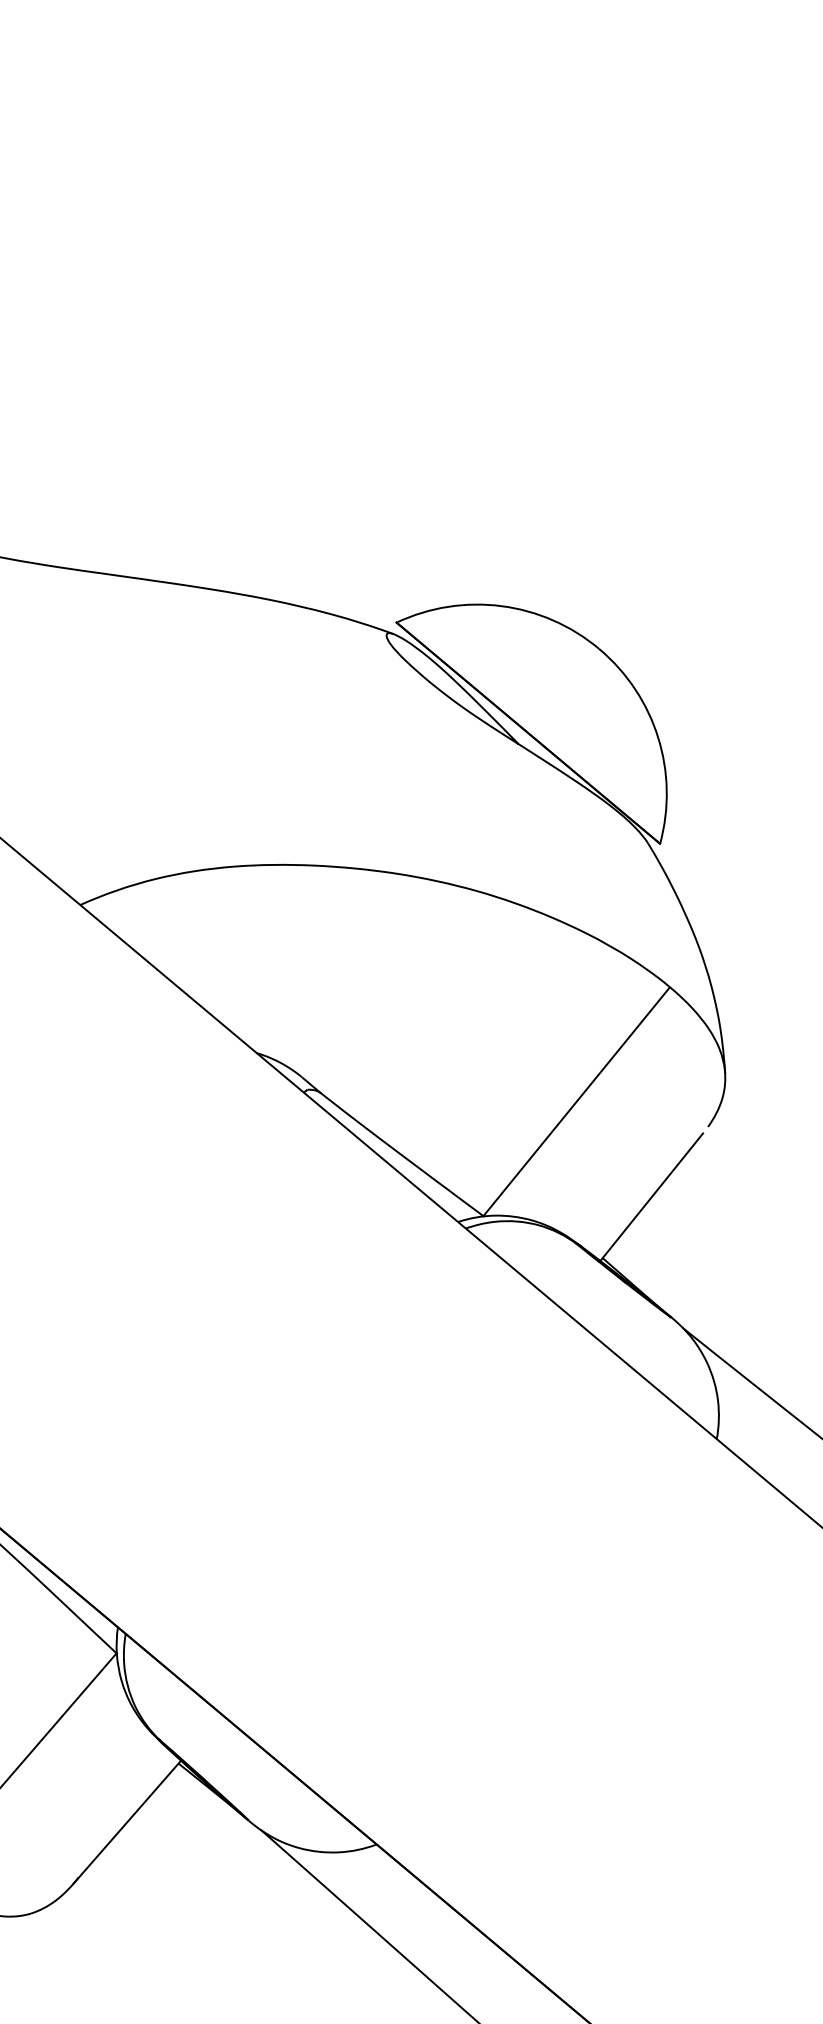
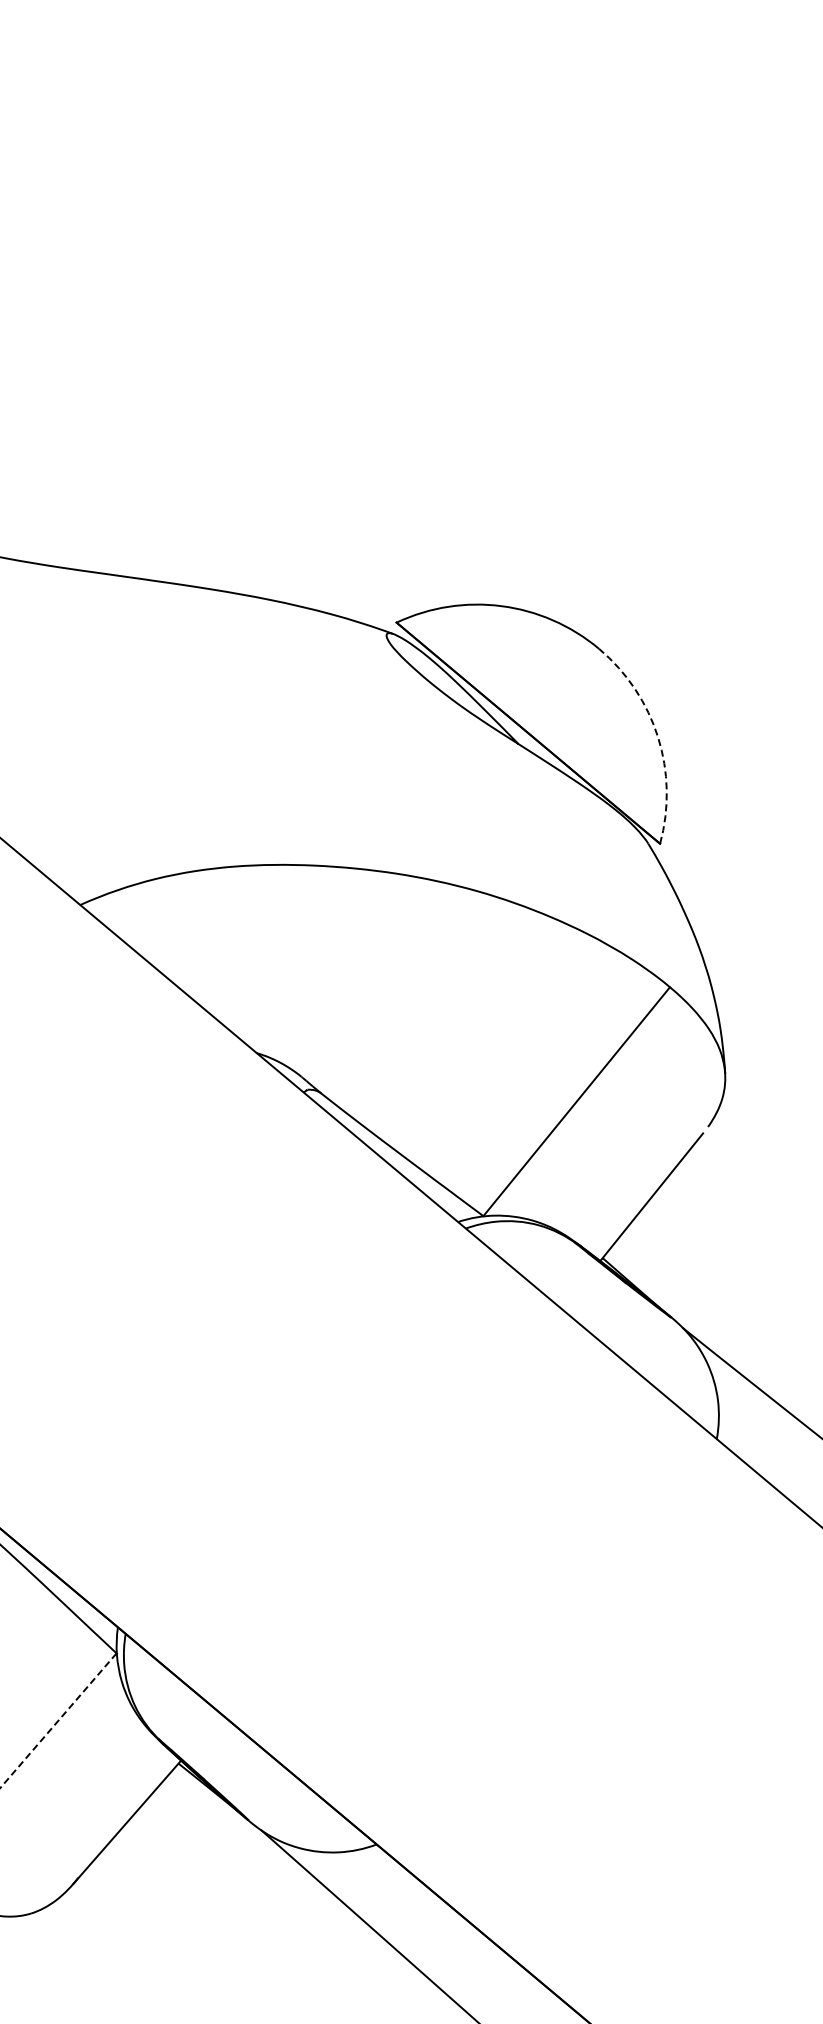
arc: solid -> dashed (658, 737)
line: solid -> dashed (58, 1720)
